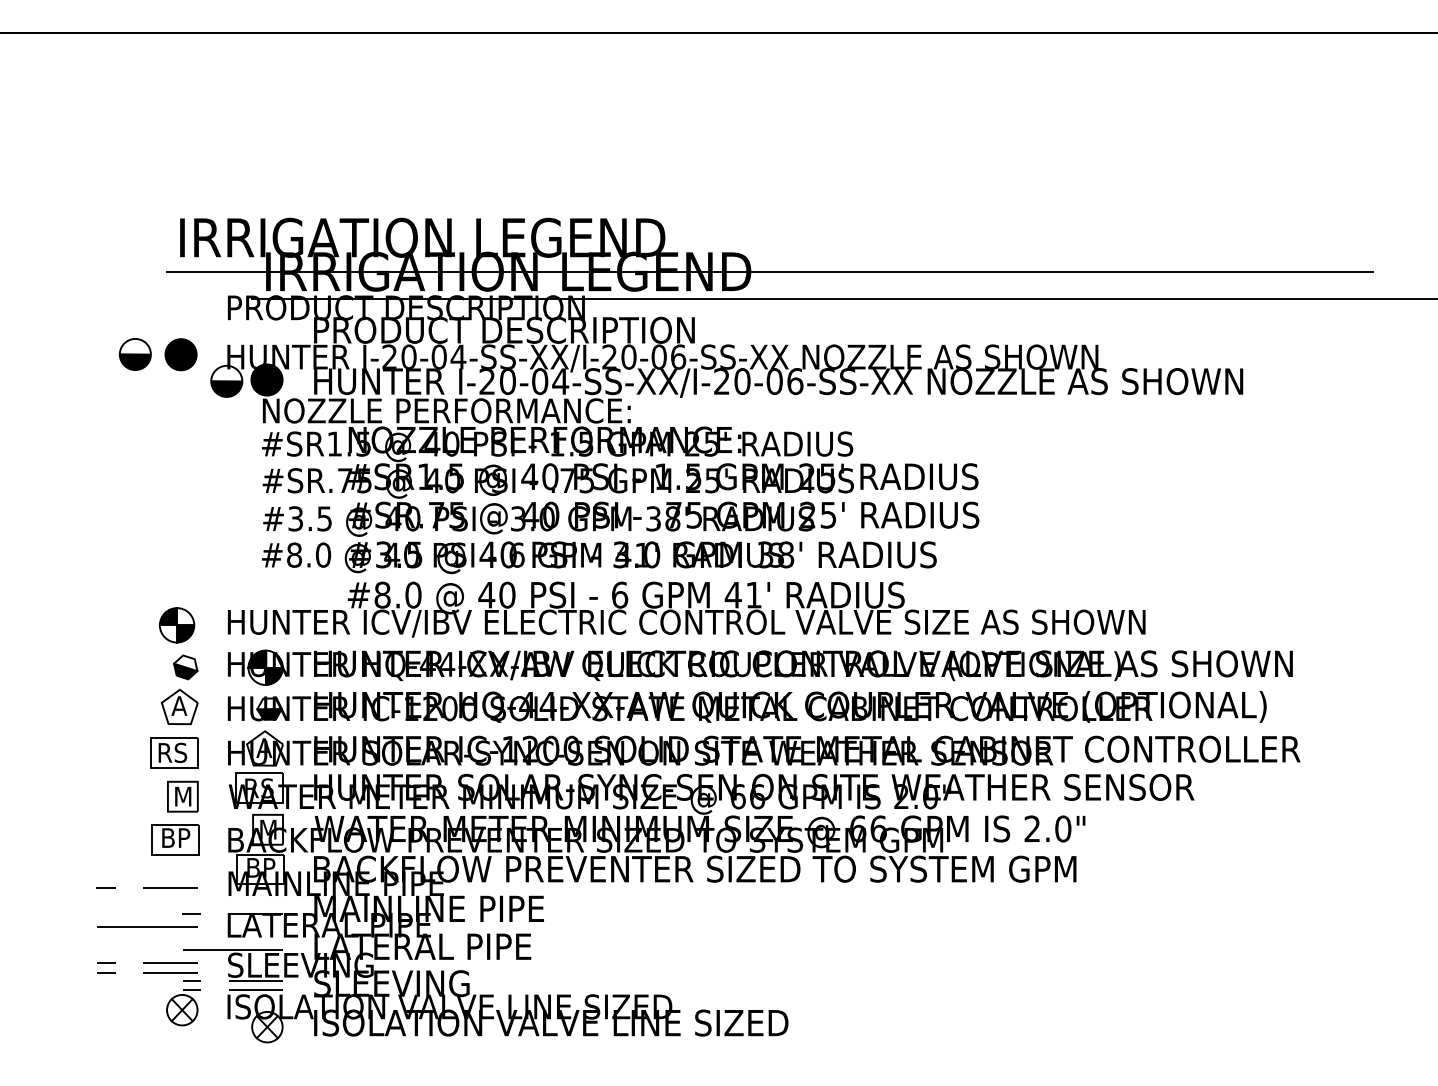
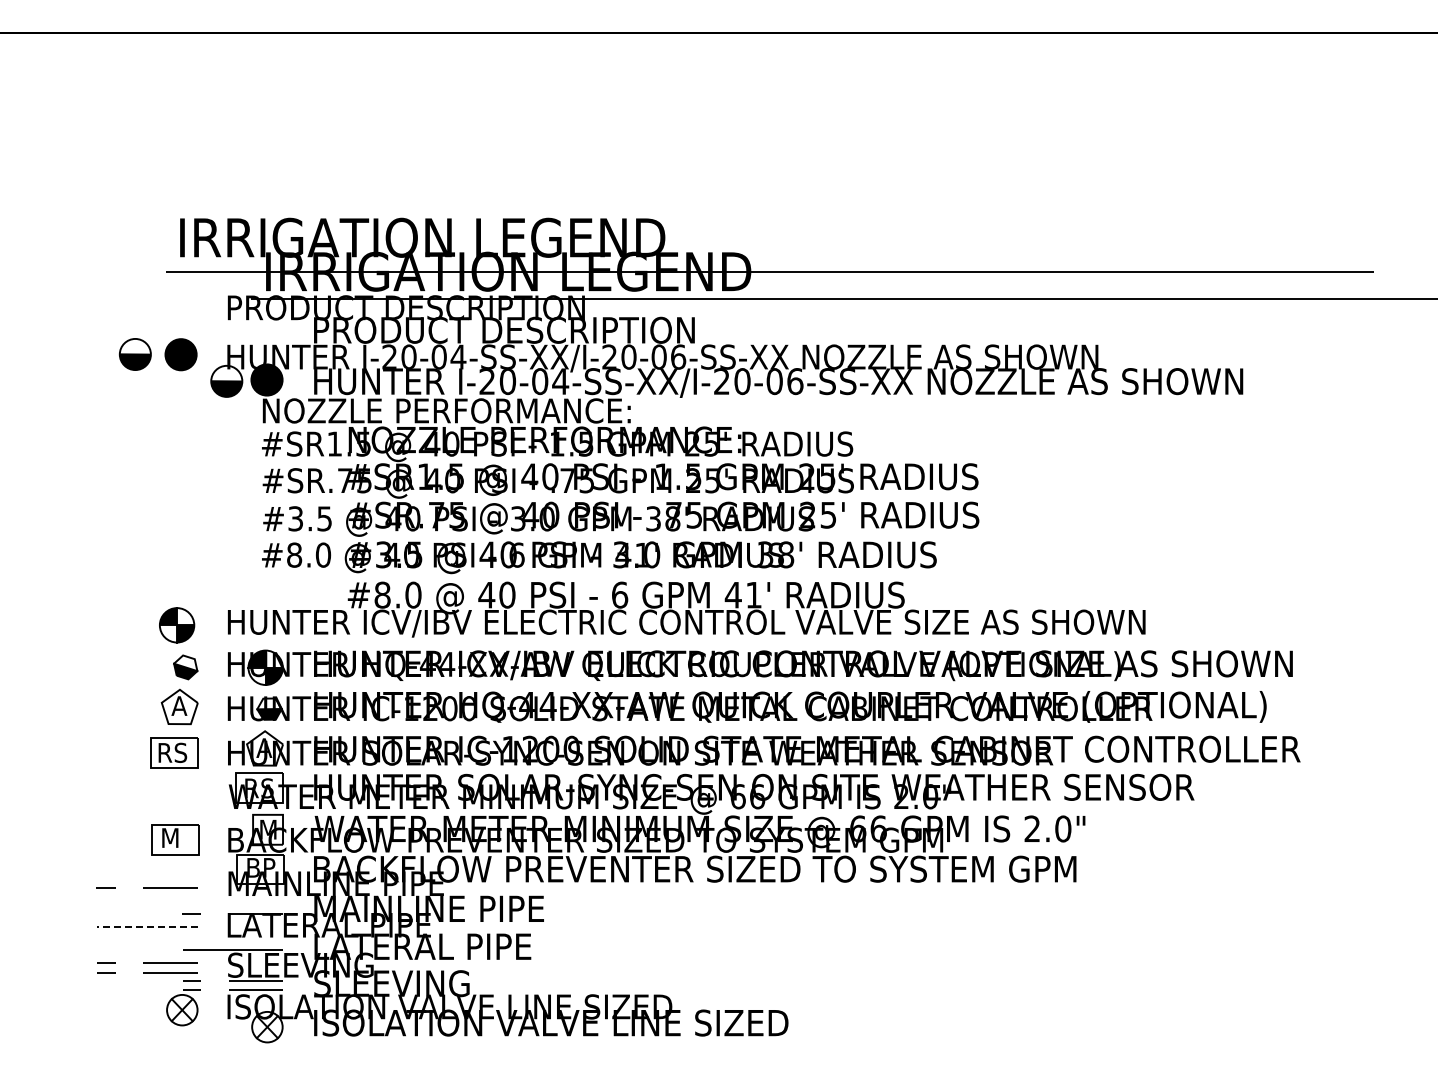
part: present -> none (182, 796)
text: BP -> M (177, 837)
line: solid -> dashed (146, 927)
